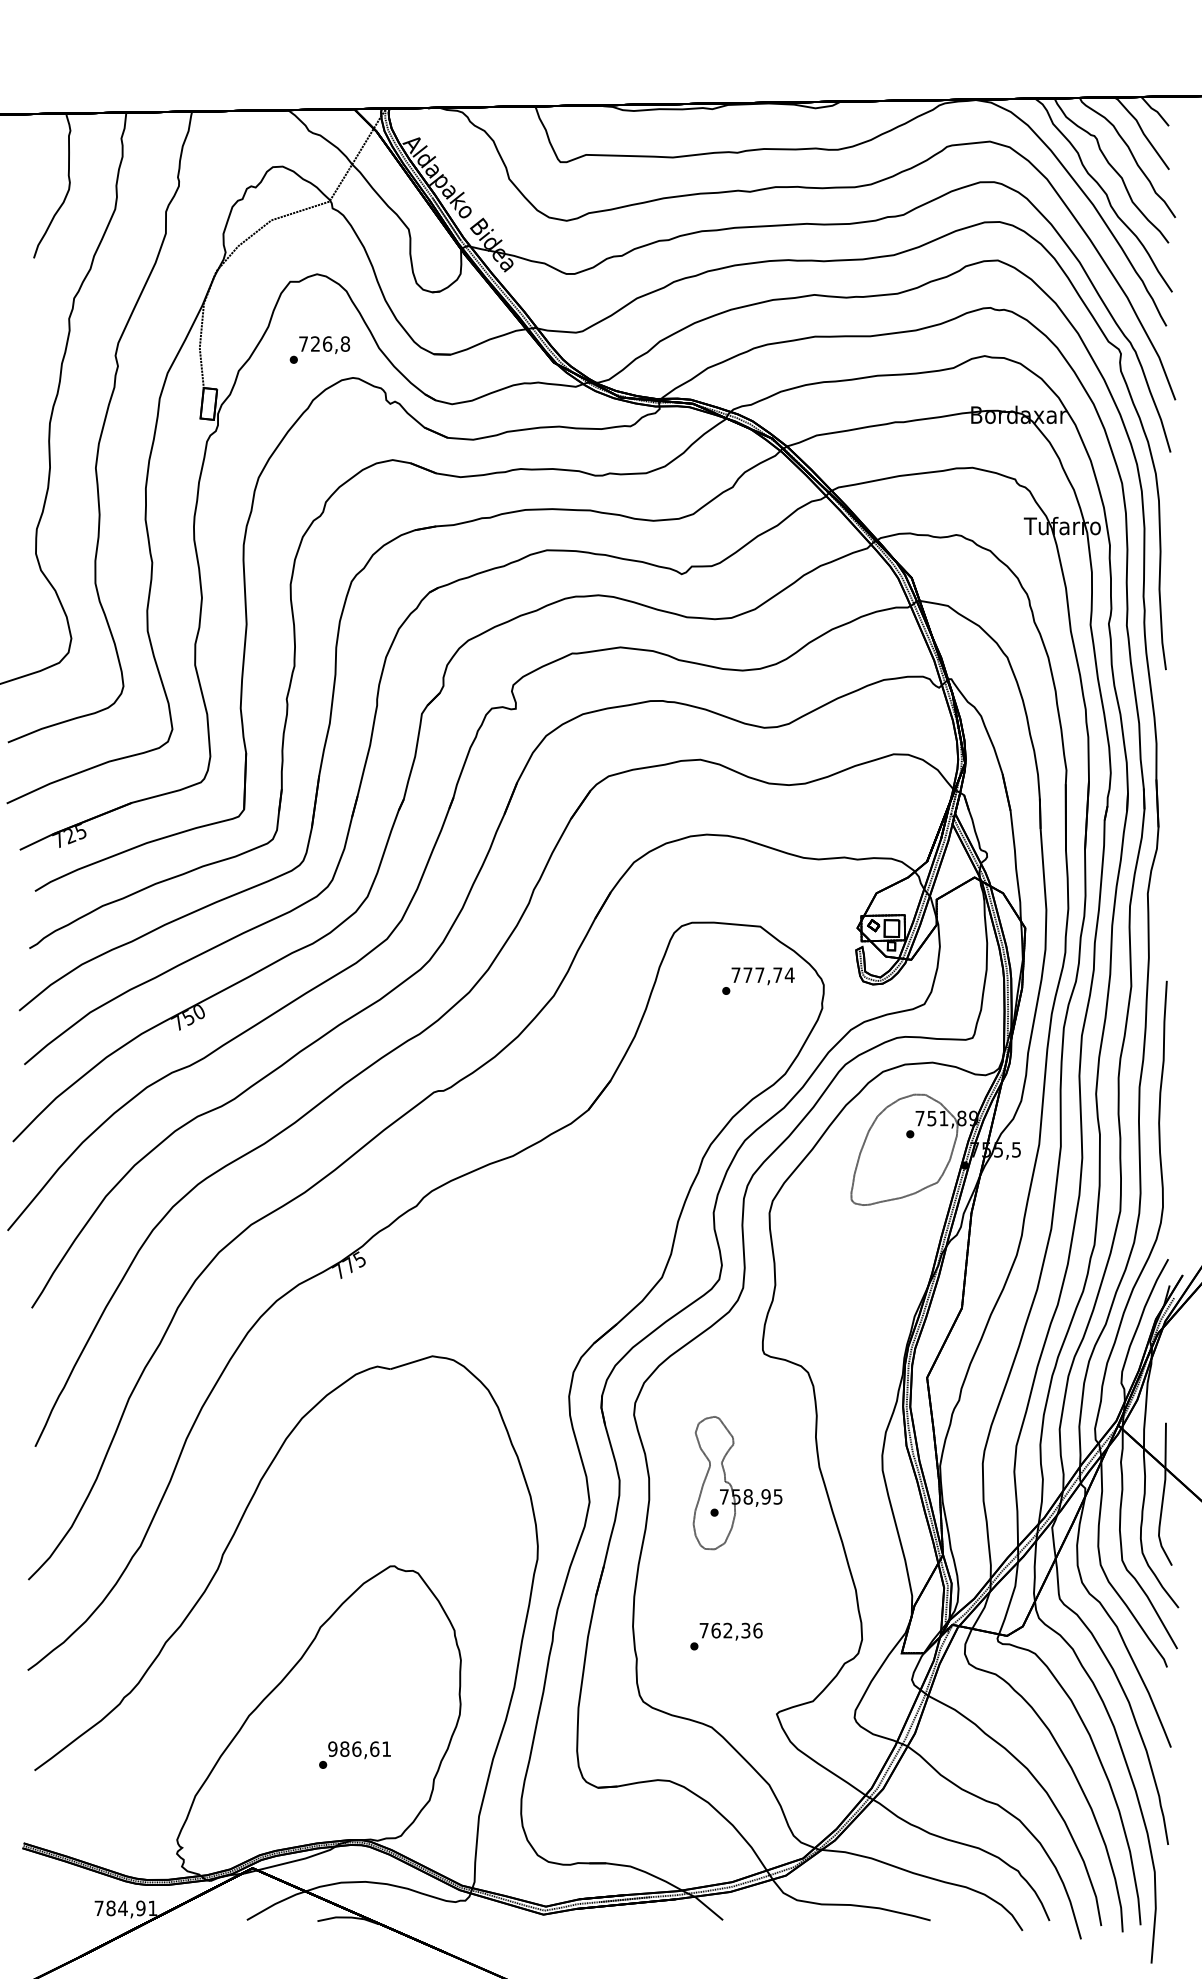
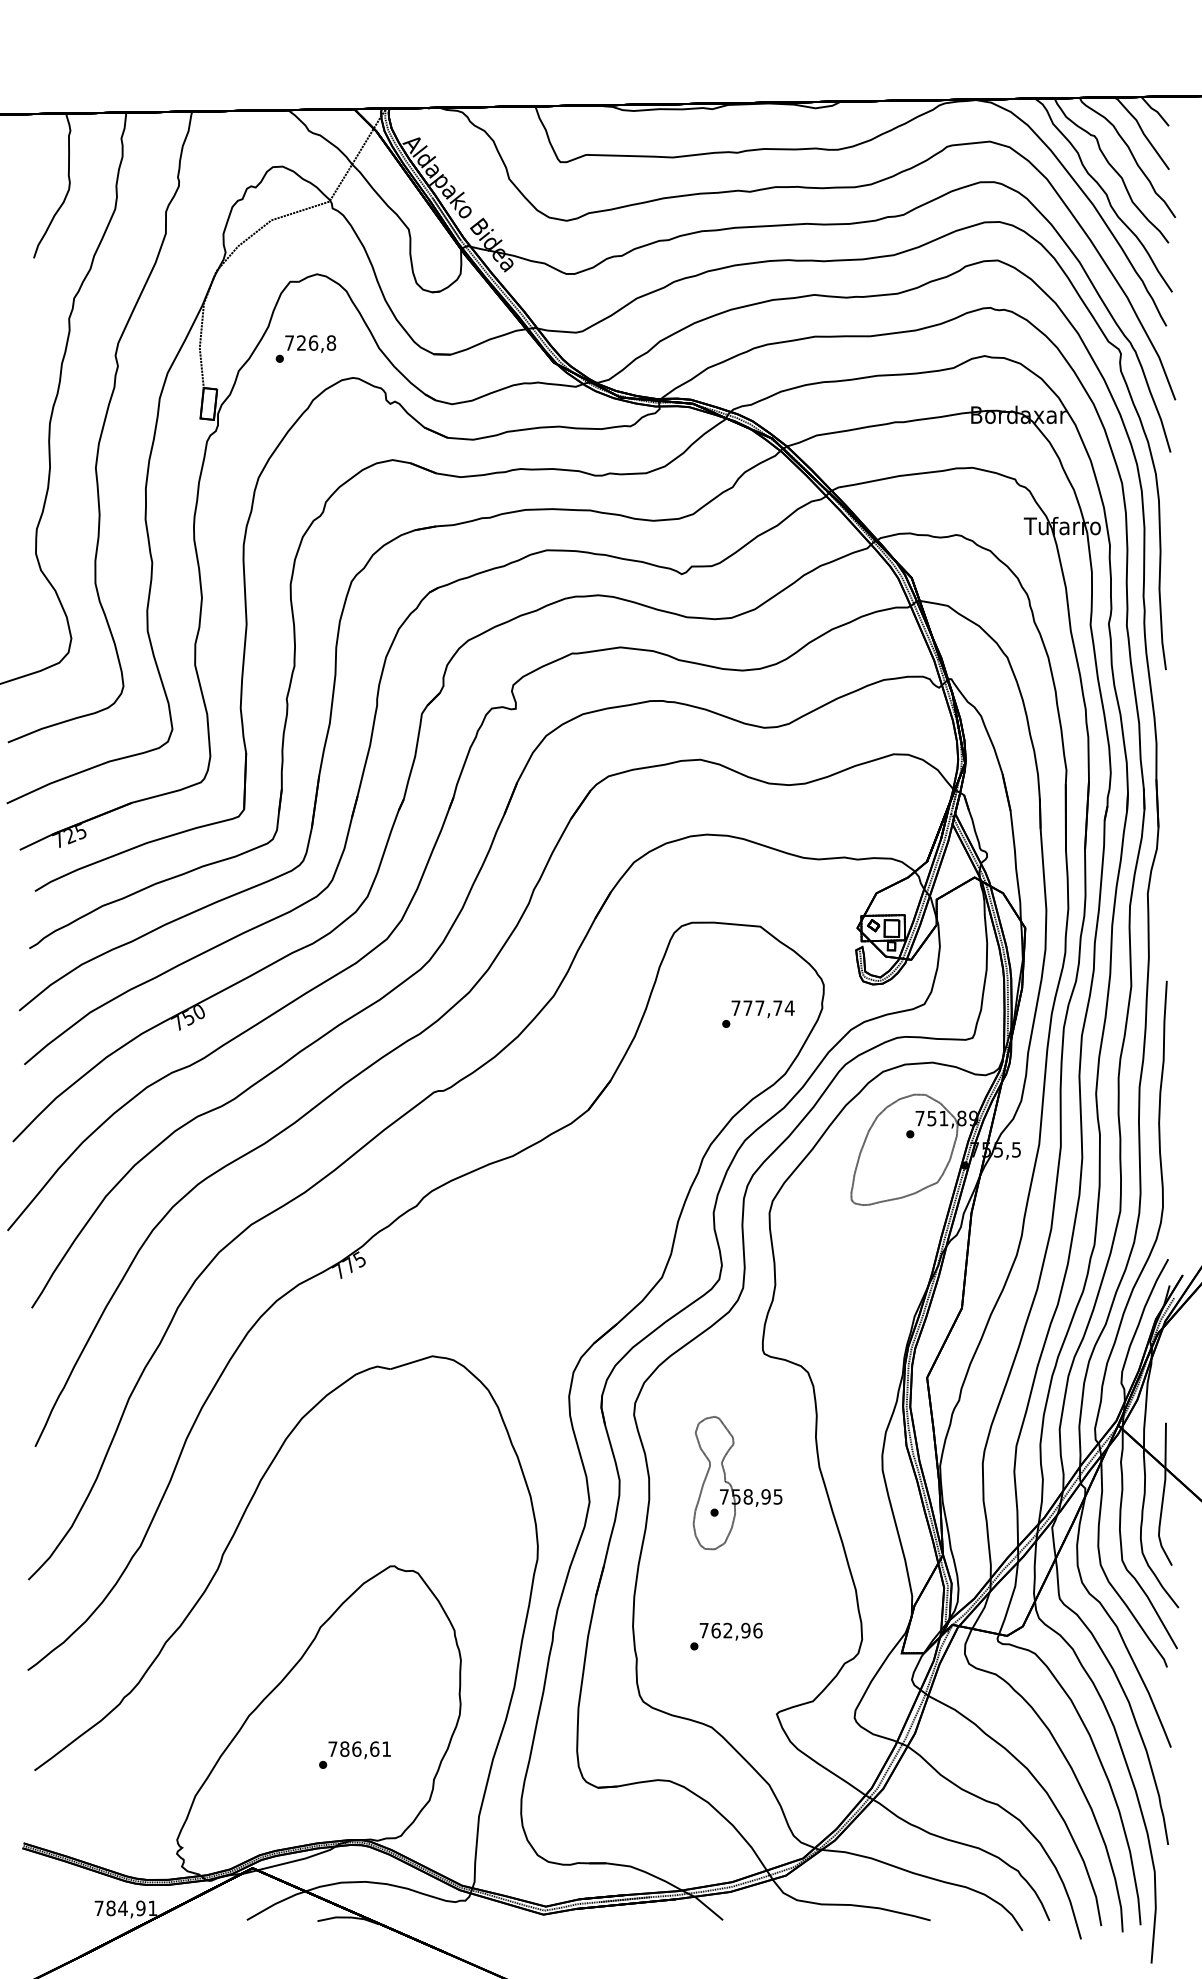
text position: (319, 349) -> (305, 348) (305, 348)
text position: (758, 980) -> (758, 1013) (758, 1013)
text: 762,36 -> 762,96 (745, 1630)
text: 986,61 -> 786,61 (332, 1748)
